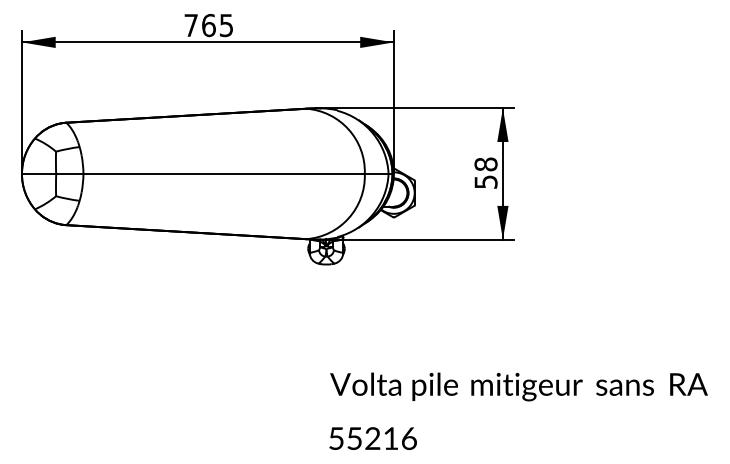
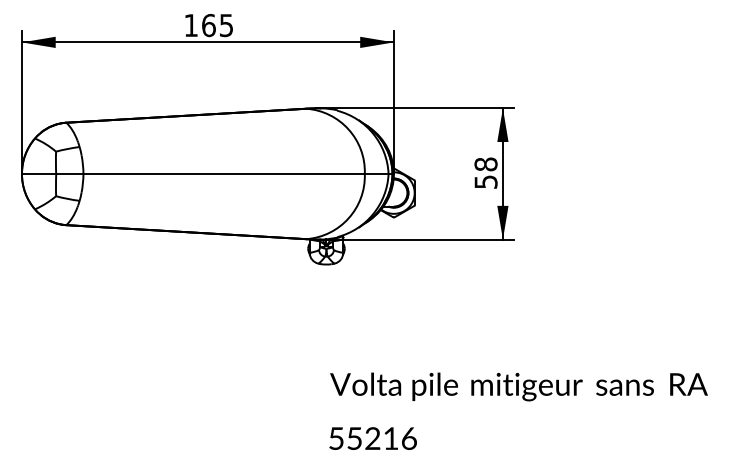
text: 765 -> 165 (190, 25)
